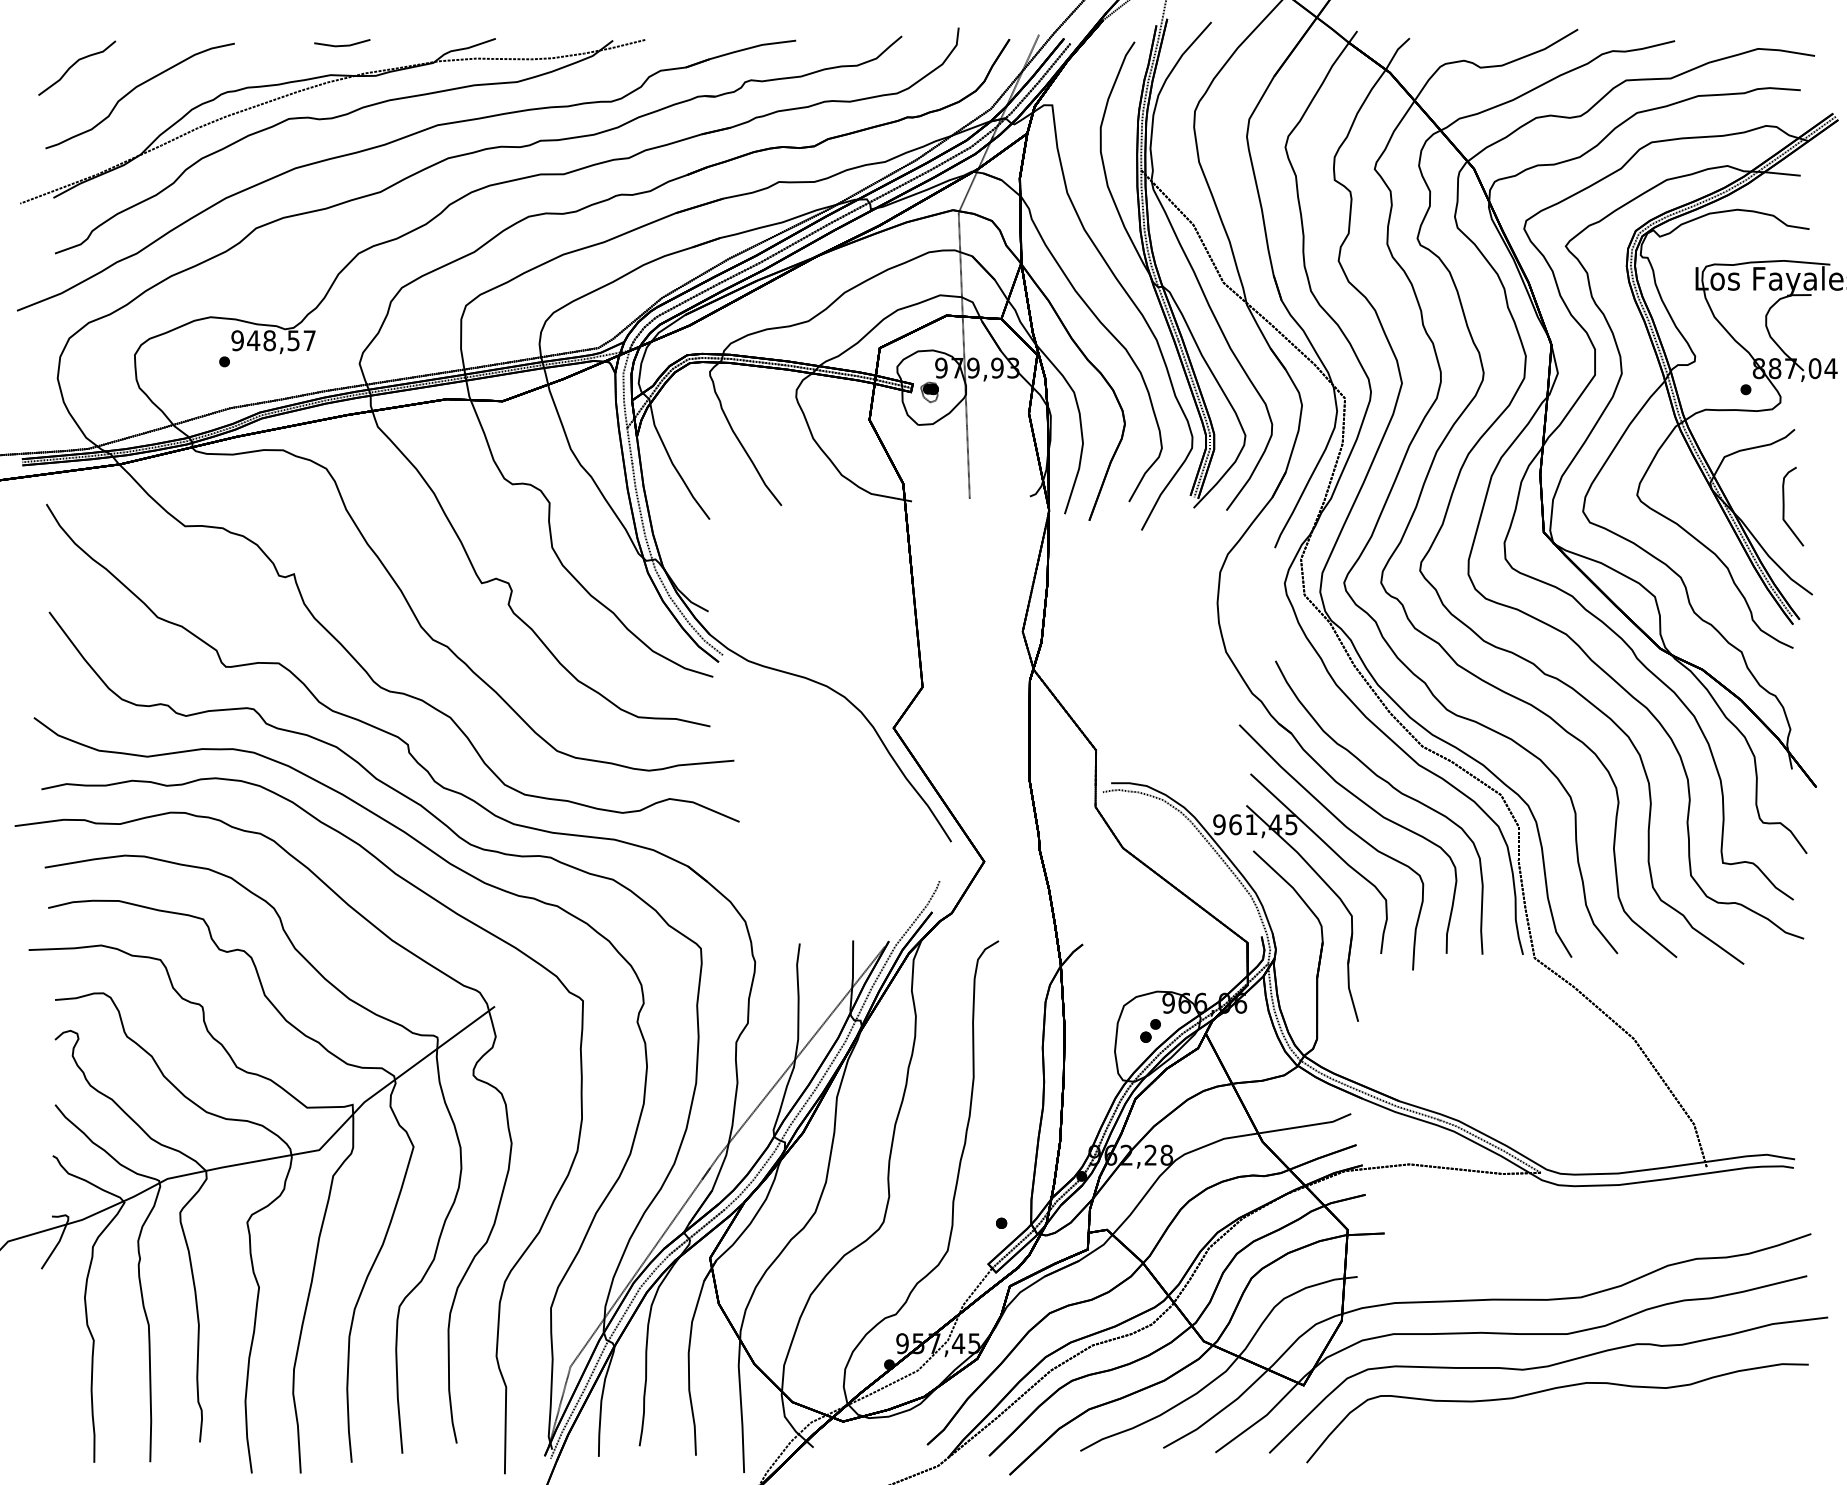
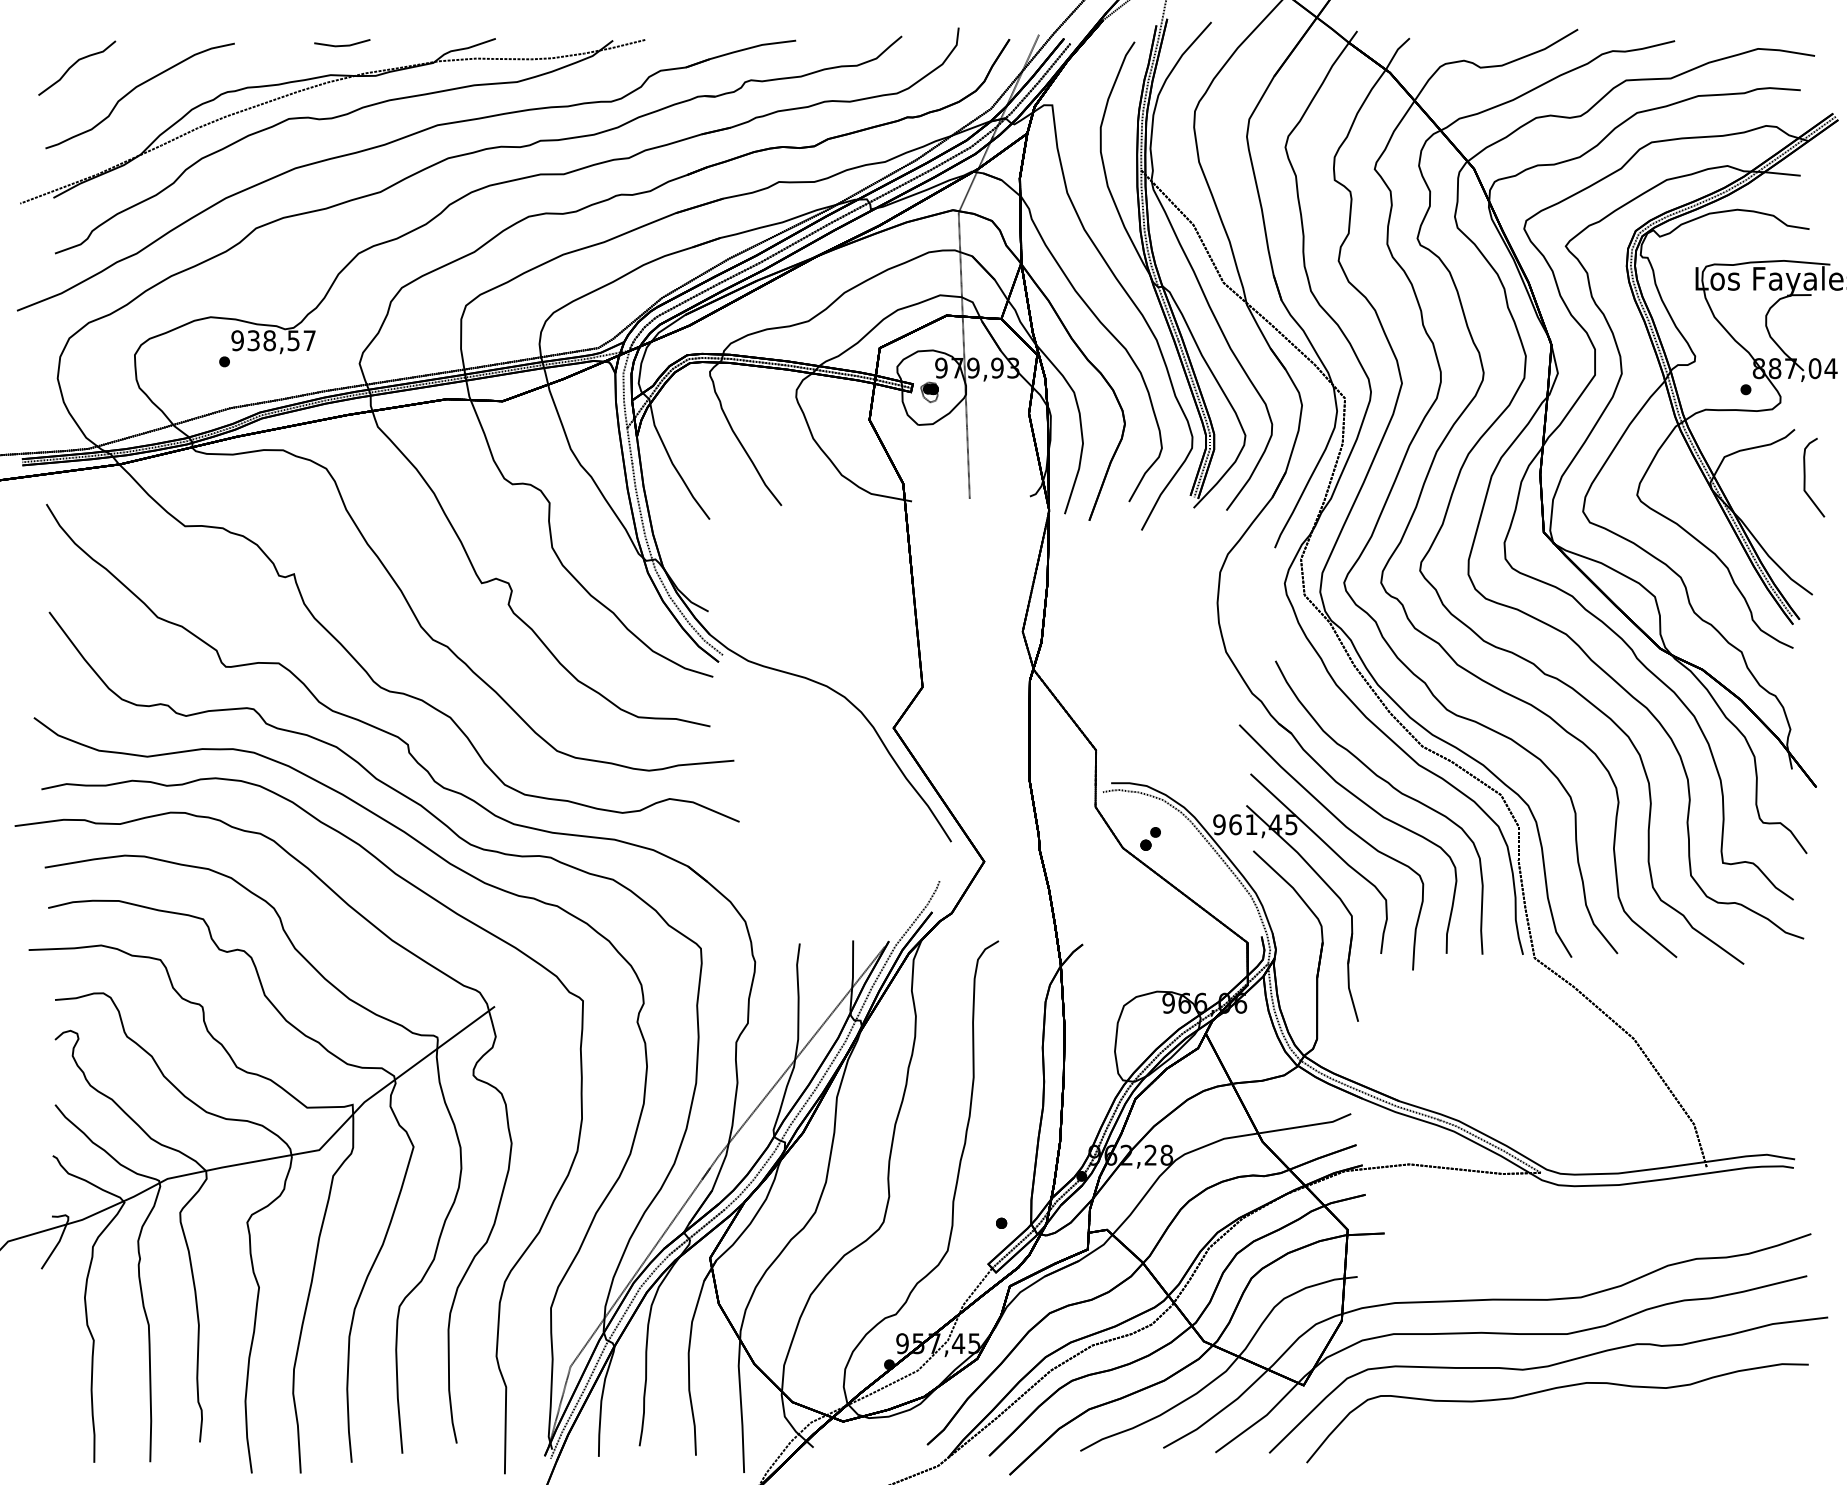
text: 948,57 -> 938,57 (253, 340)
part position: (1784, 506) -> (1805, 477) (1805, 477)
part position: (1150, 1030) -> (1150, 838) (1150, 838)
